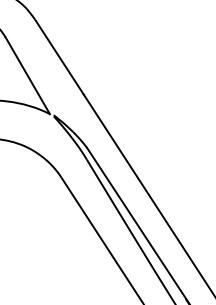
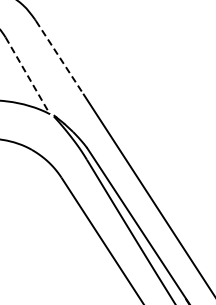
line: solid -> dashed (59, 57)
line: solid -> dashed (28, 76)
